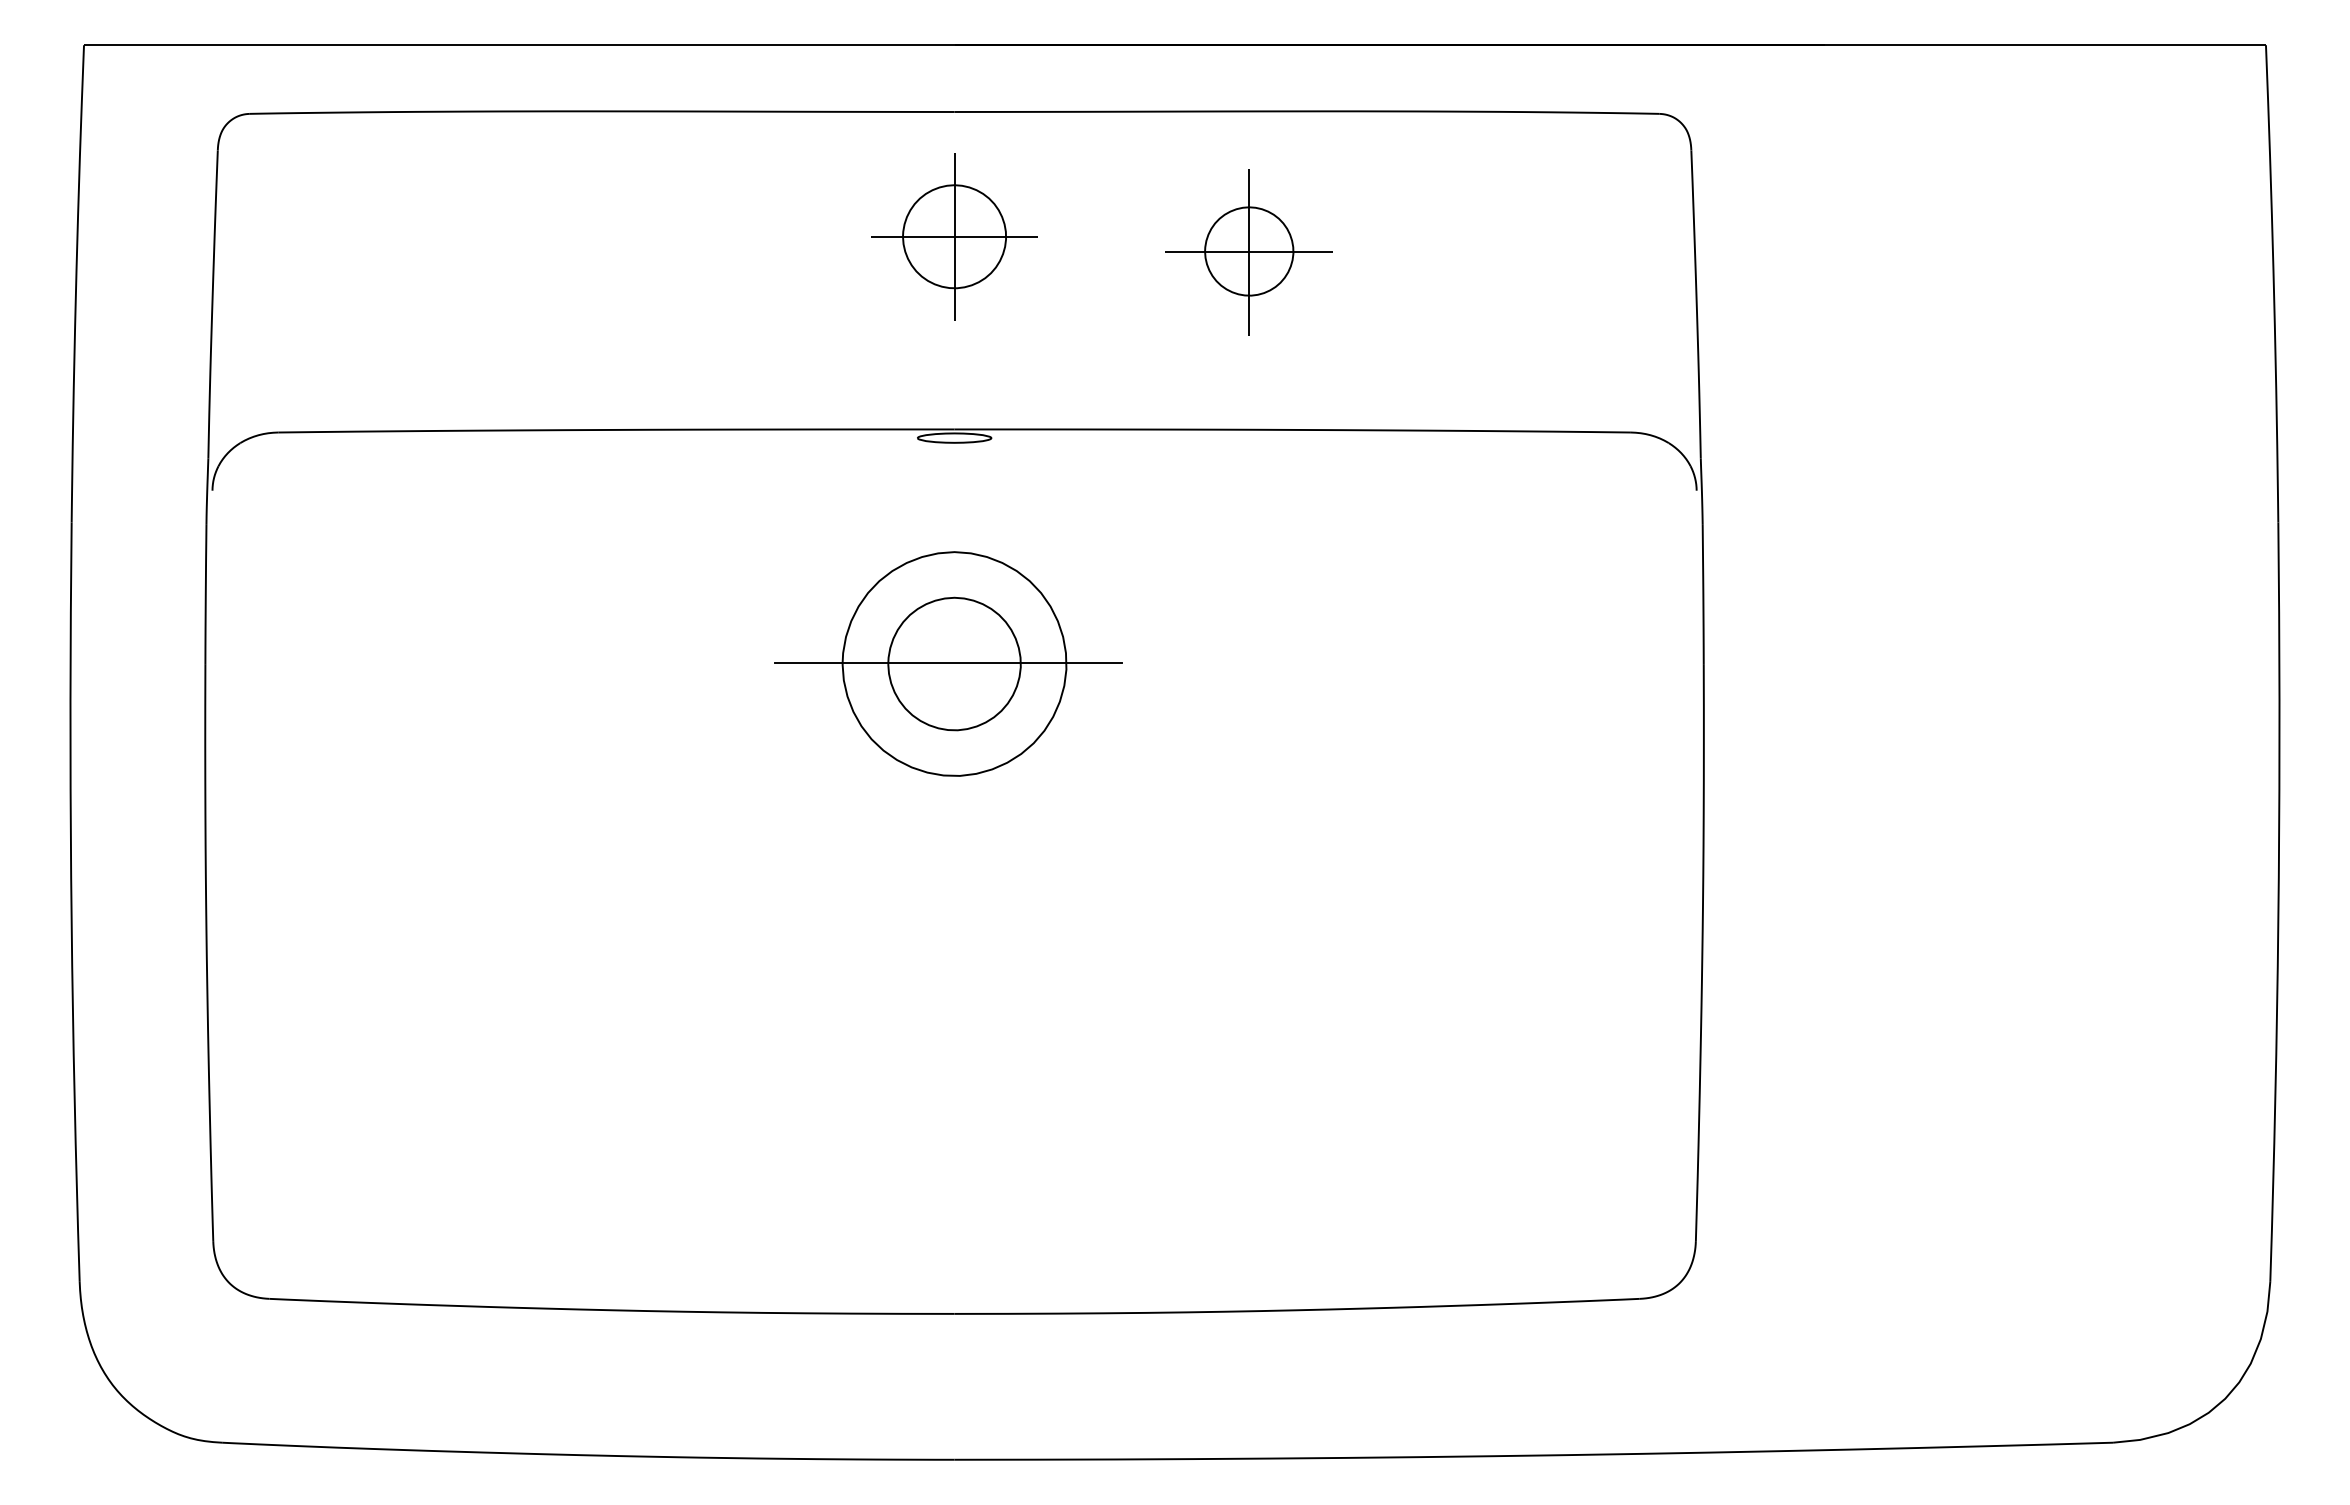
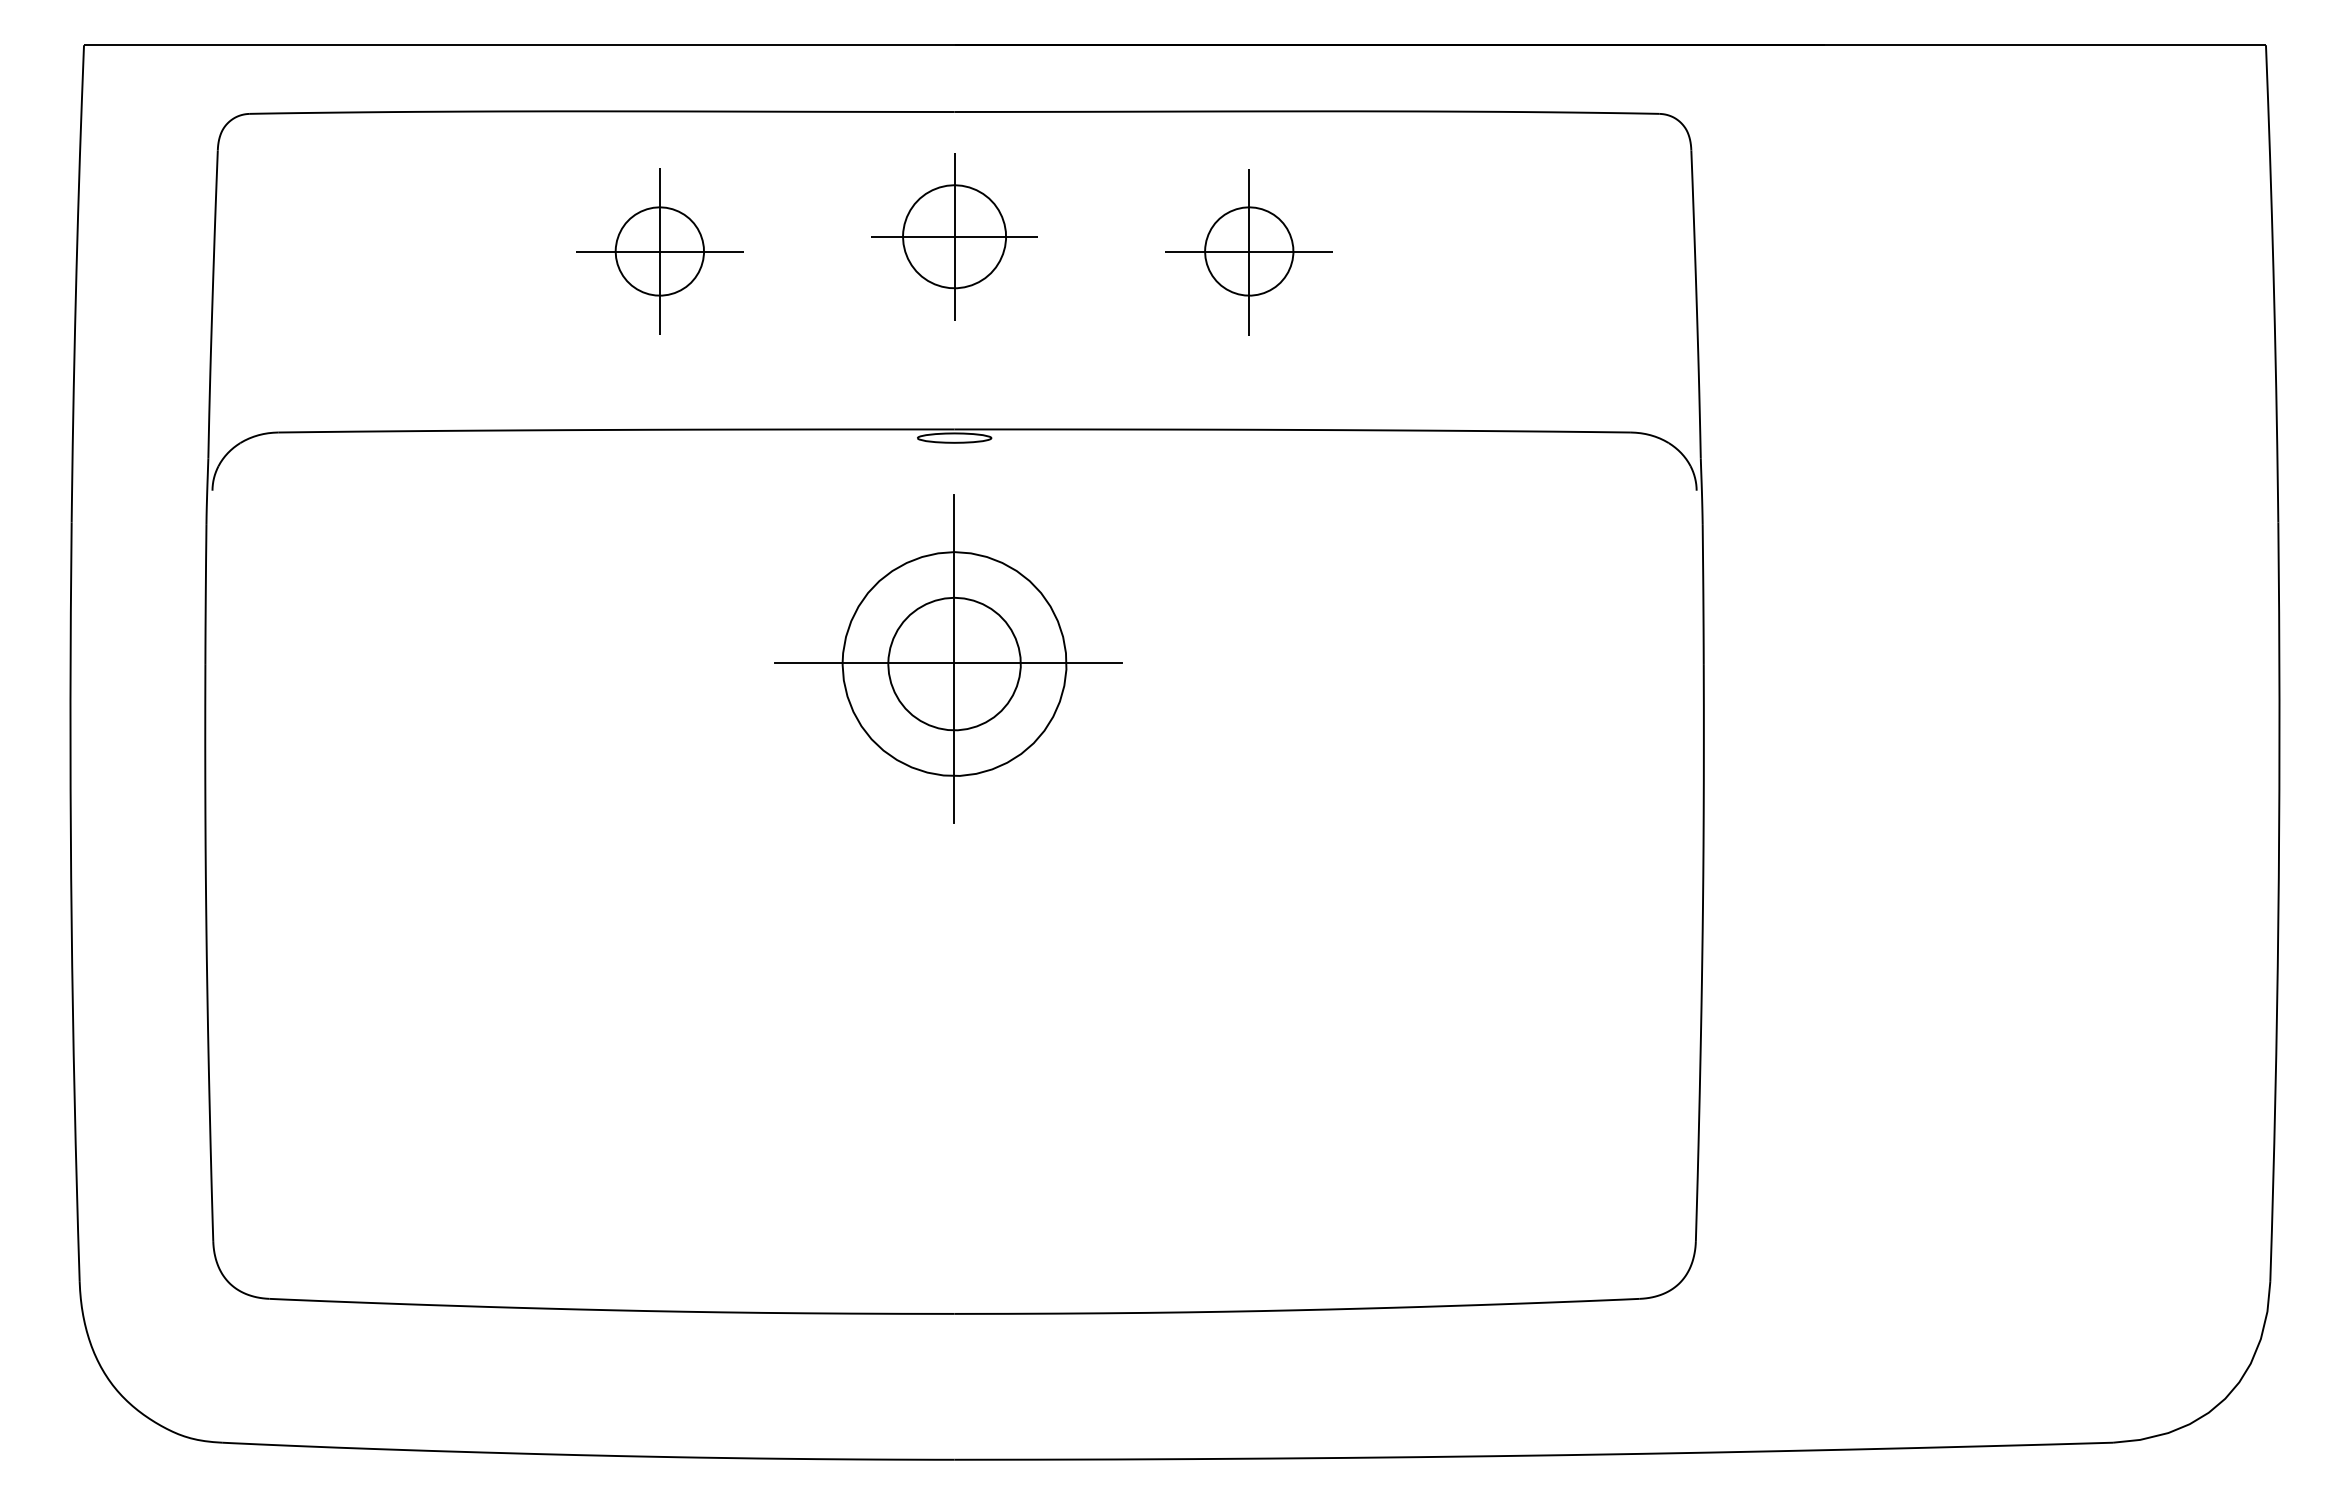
part: none -> present (659, 251)
line: none -> present (954, 658)
